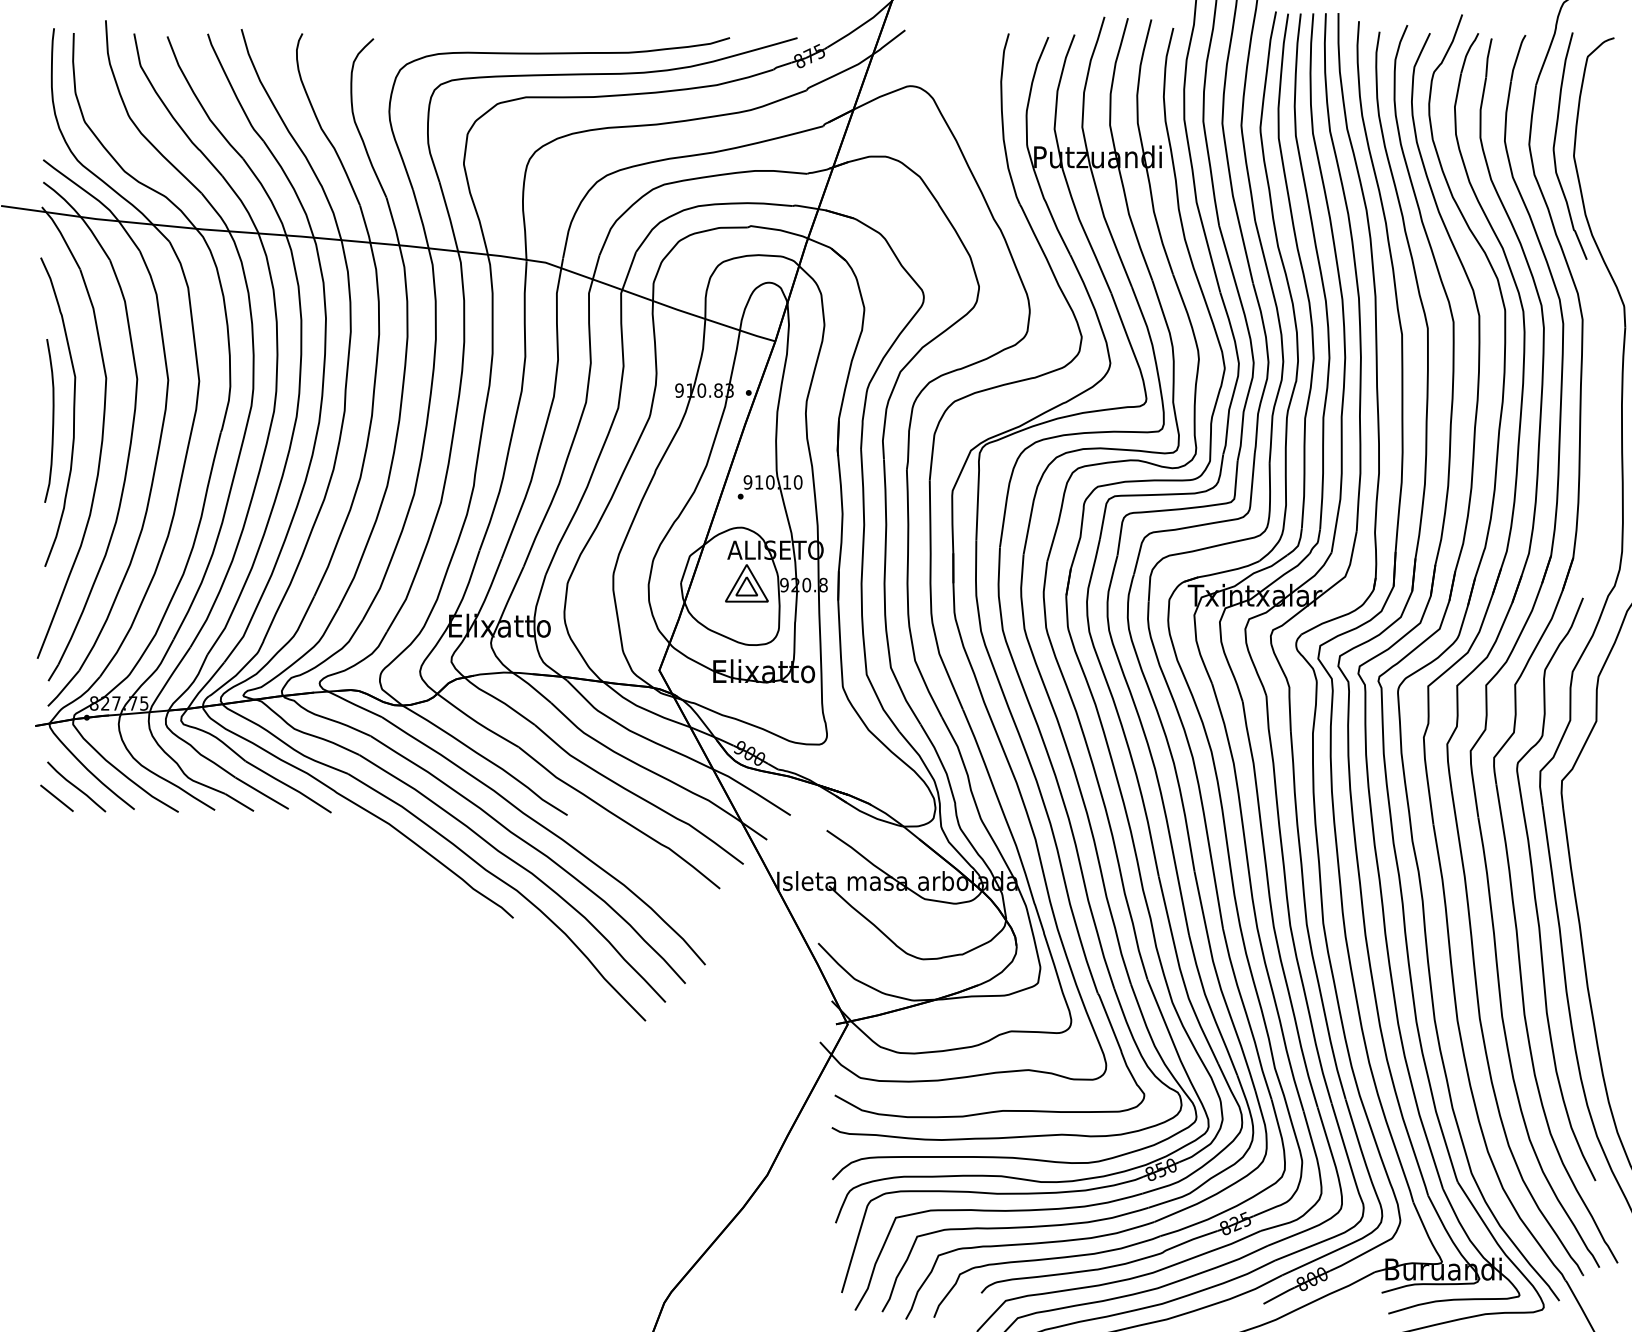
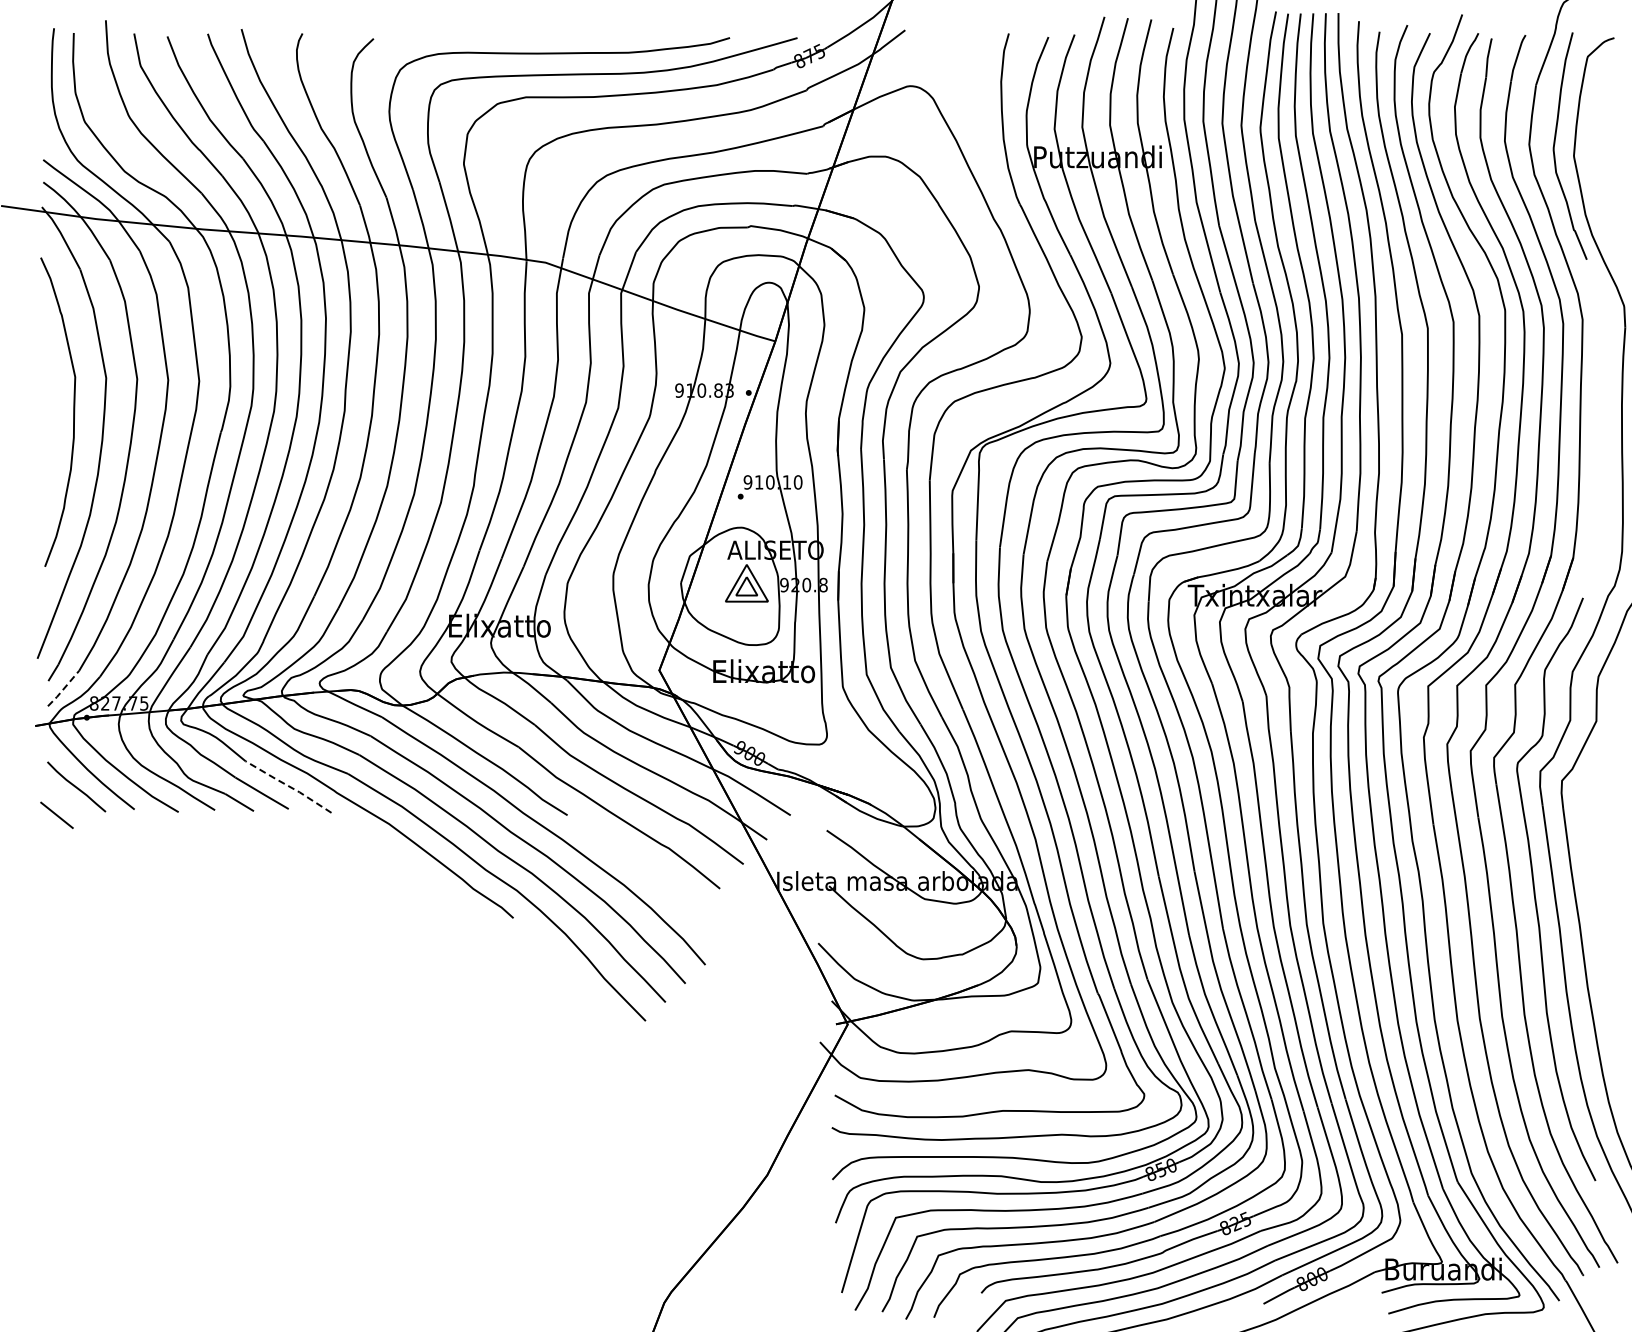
curve: present -> none (52, 420)
line: solid -> dashed (63, 688)
line: solid -> dashed (288, 786)
line position: (56, 797) -> (56, 814) (56, 814)
